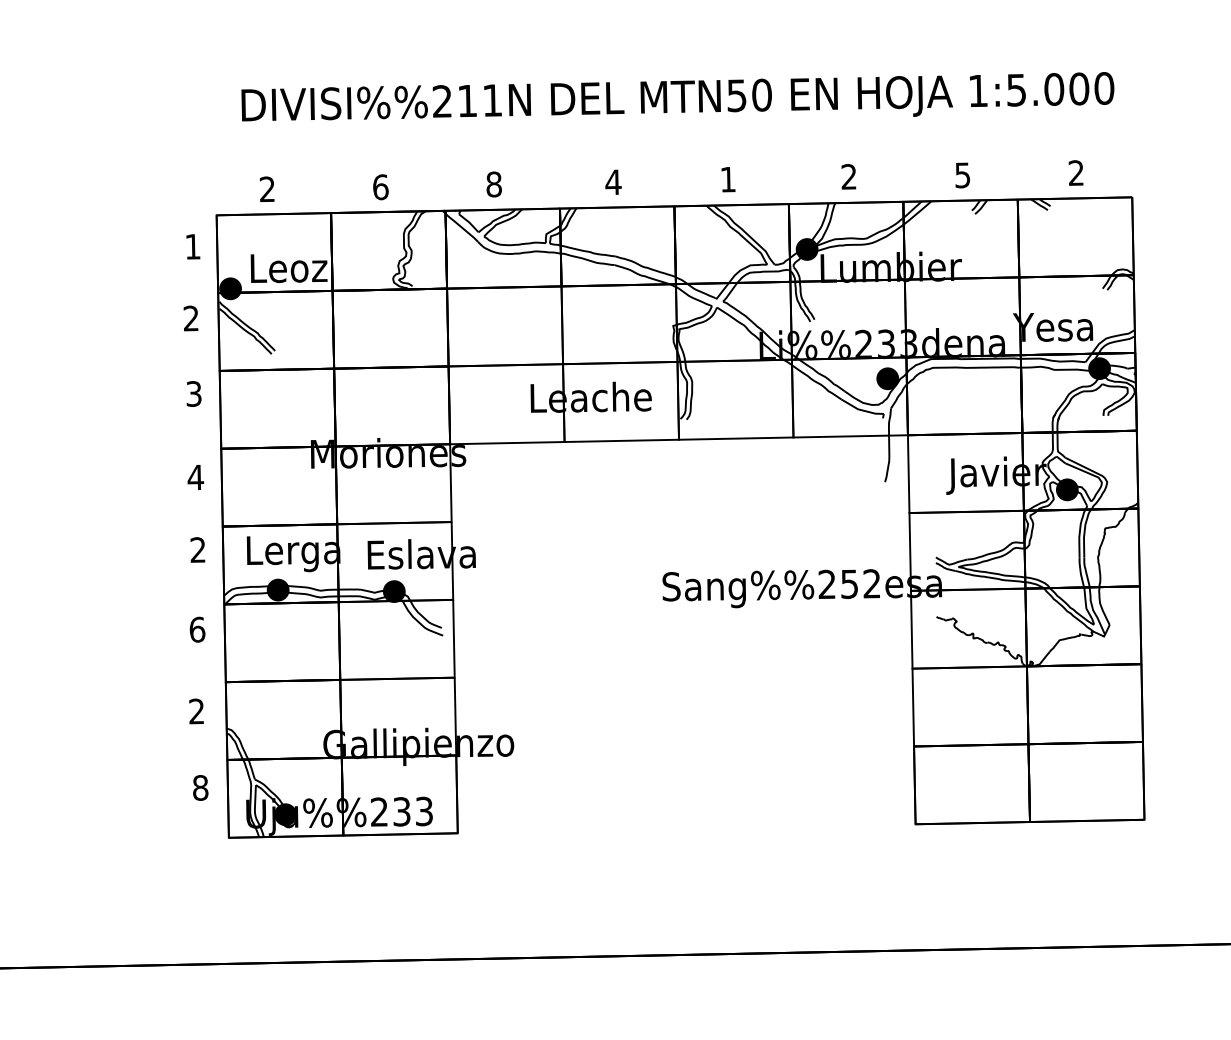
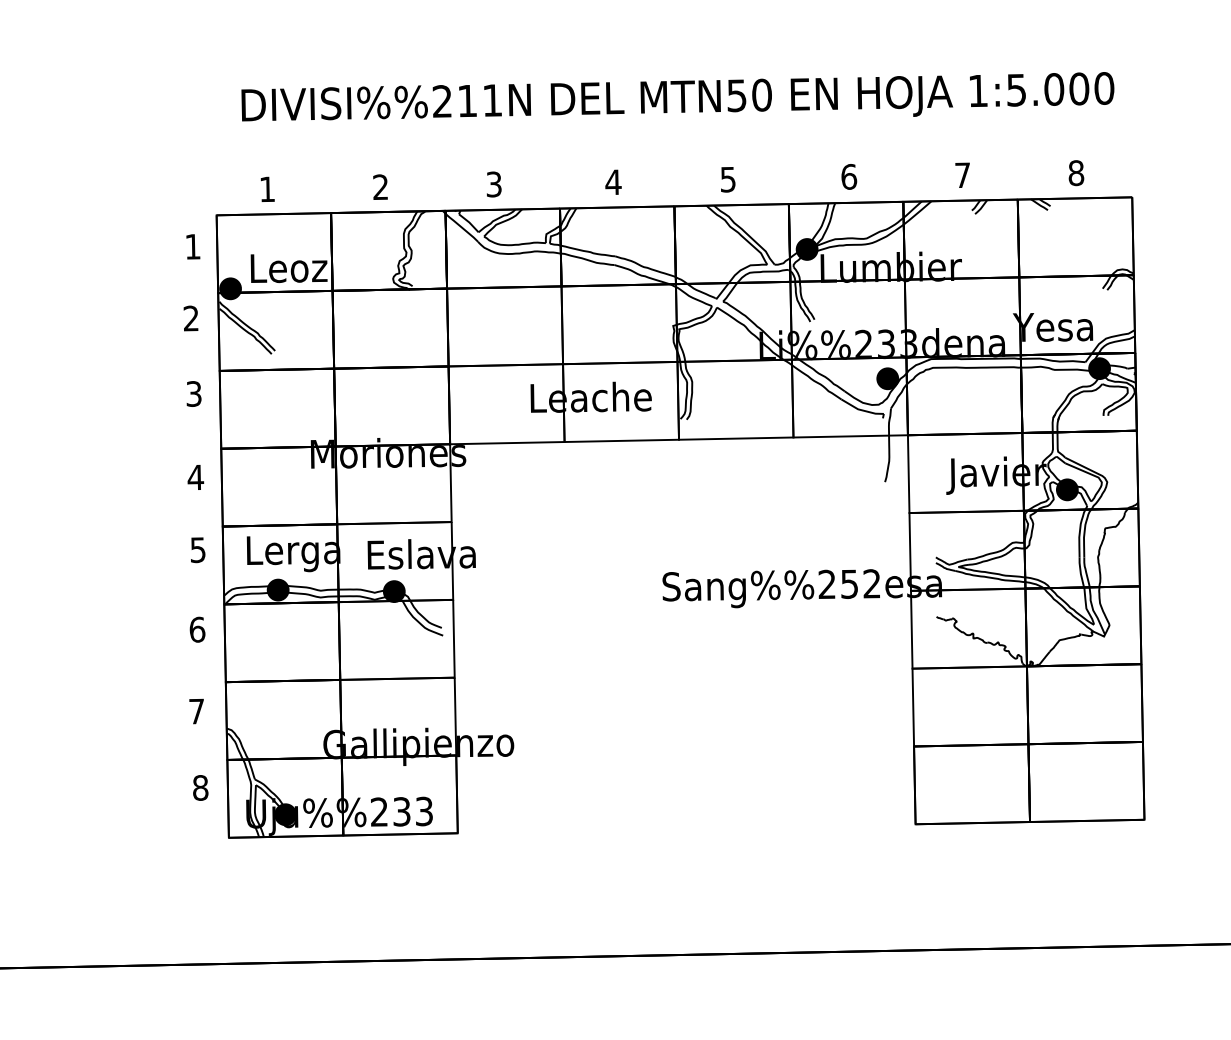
text: 2 -> 8 (1076, 173)
text: 5 -> 7 (962, 175)
text: 2 -> 6 (849, 176)
text: 1 -> 5 (728, 179)
text: 8 -> 3 (493, 184)
text: 6 -> 2 (380, 187)
text: 2 -> 1 (266, 189)
text: 2 -> 5 (197, 550)
text: 2 -> 7 (196, 711)
